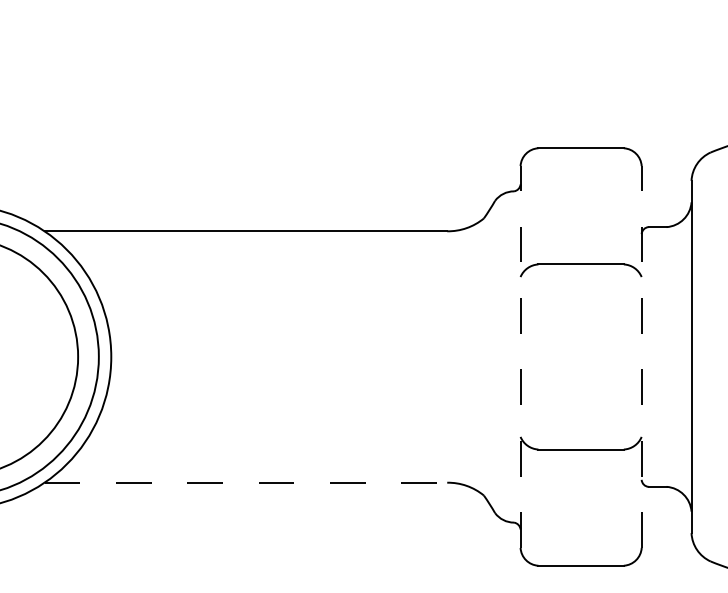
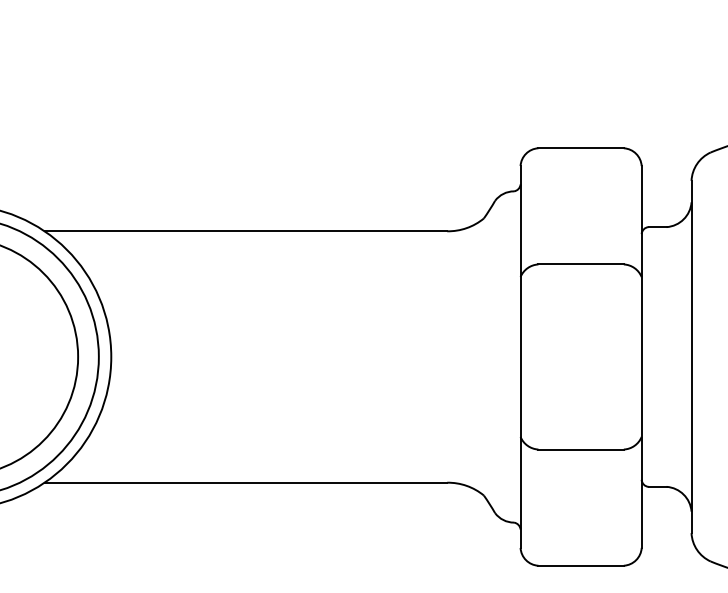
line: dashed -> solid (520, 356)
line: dashed -> solid (641, 356)
line: dashed -> solid (246, 482)
